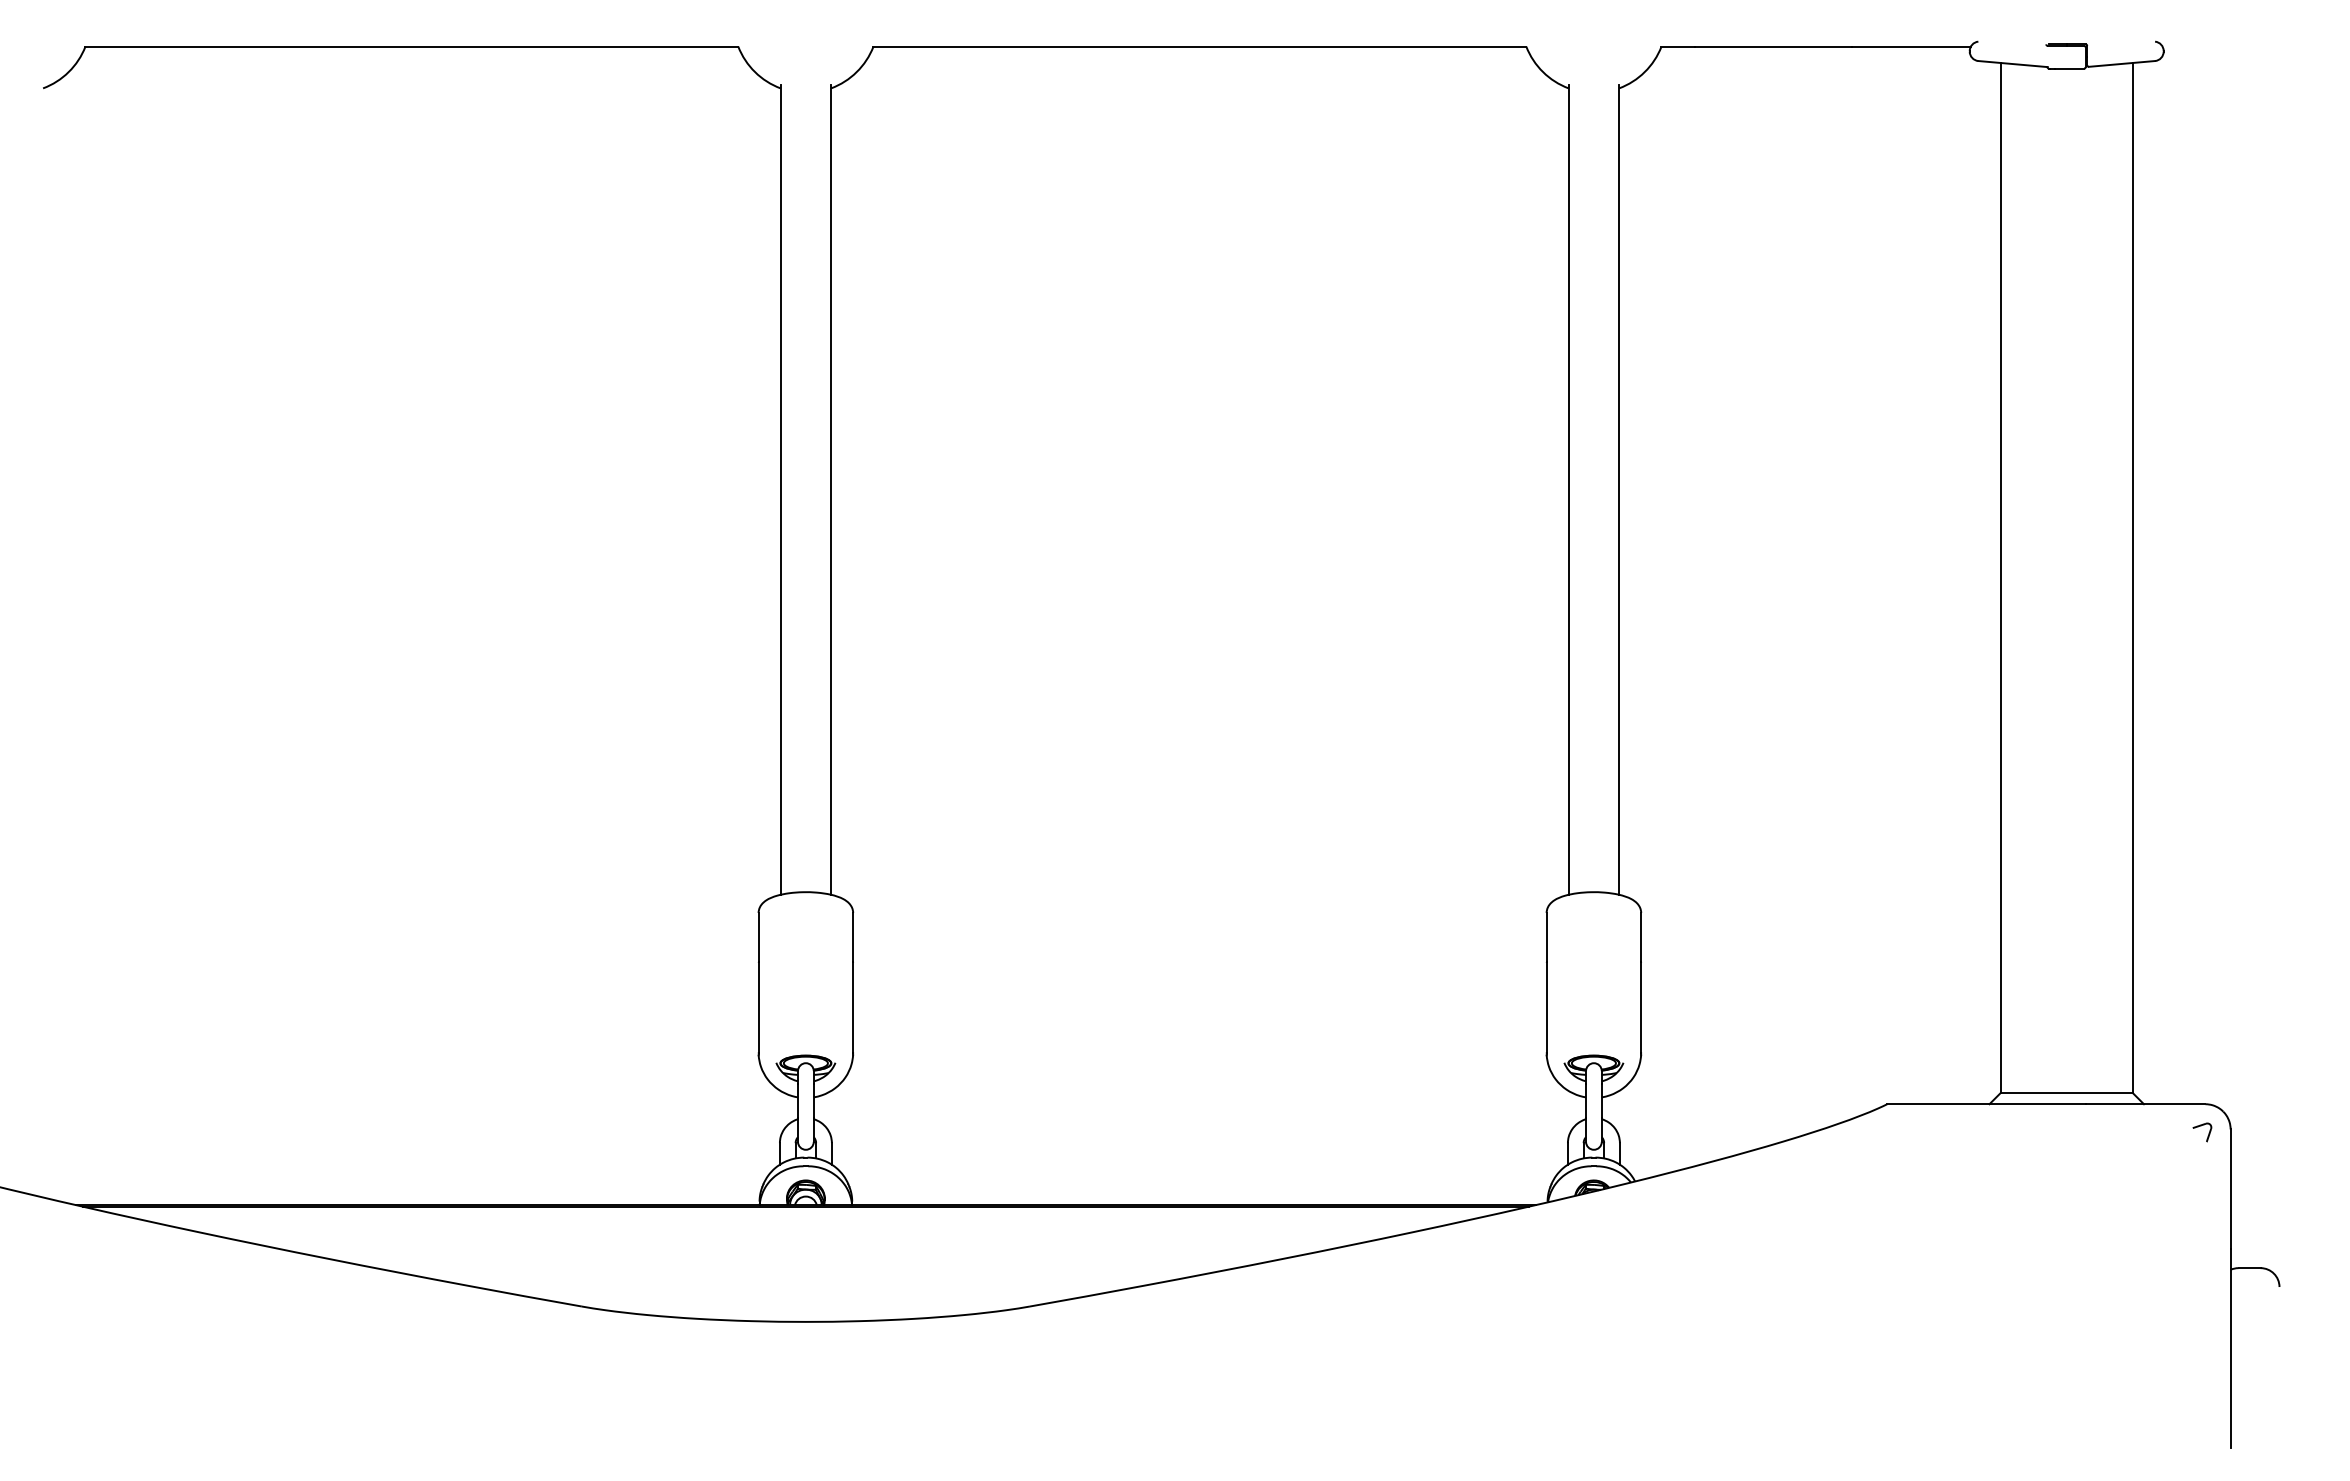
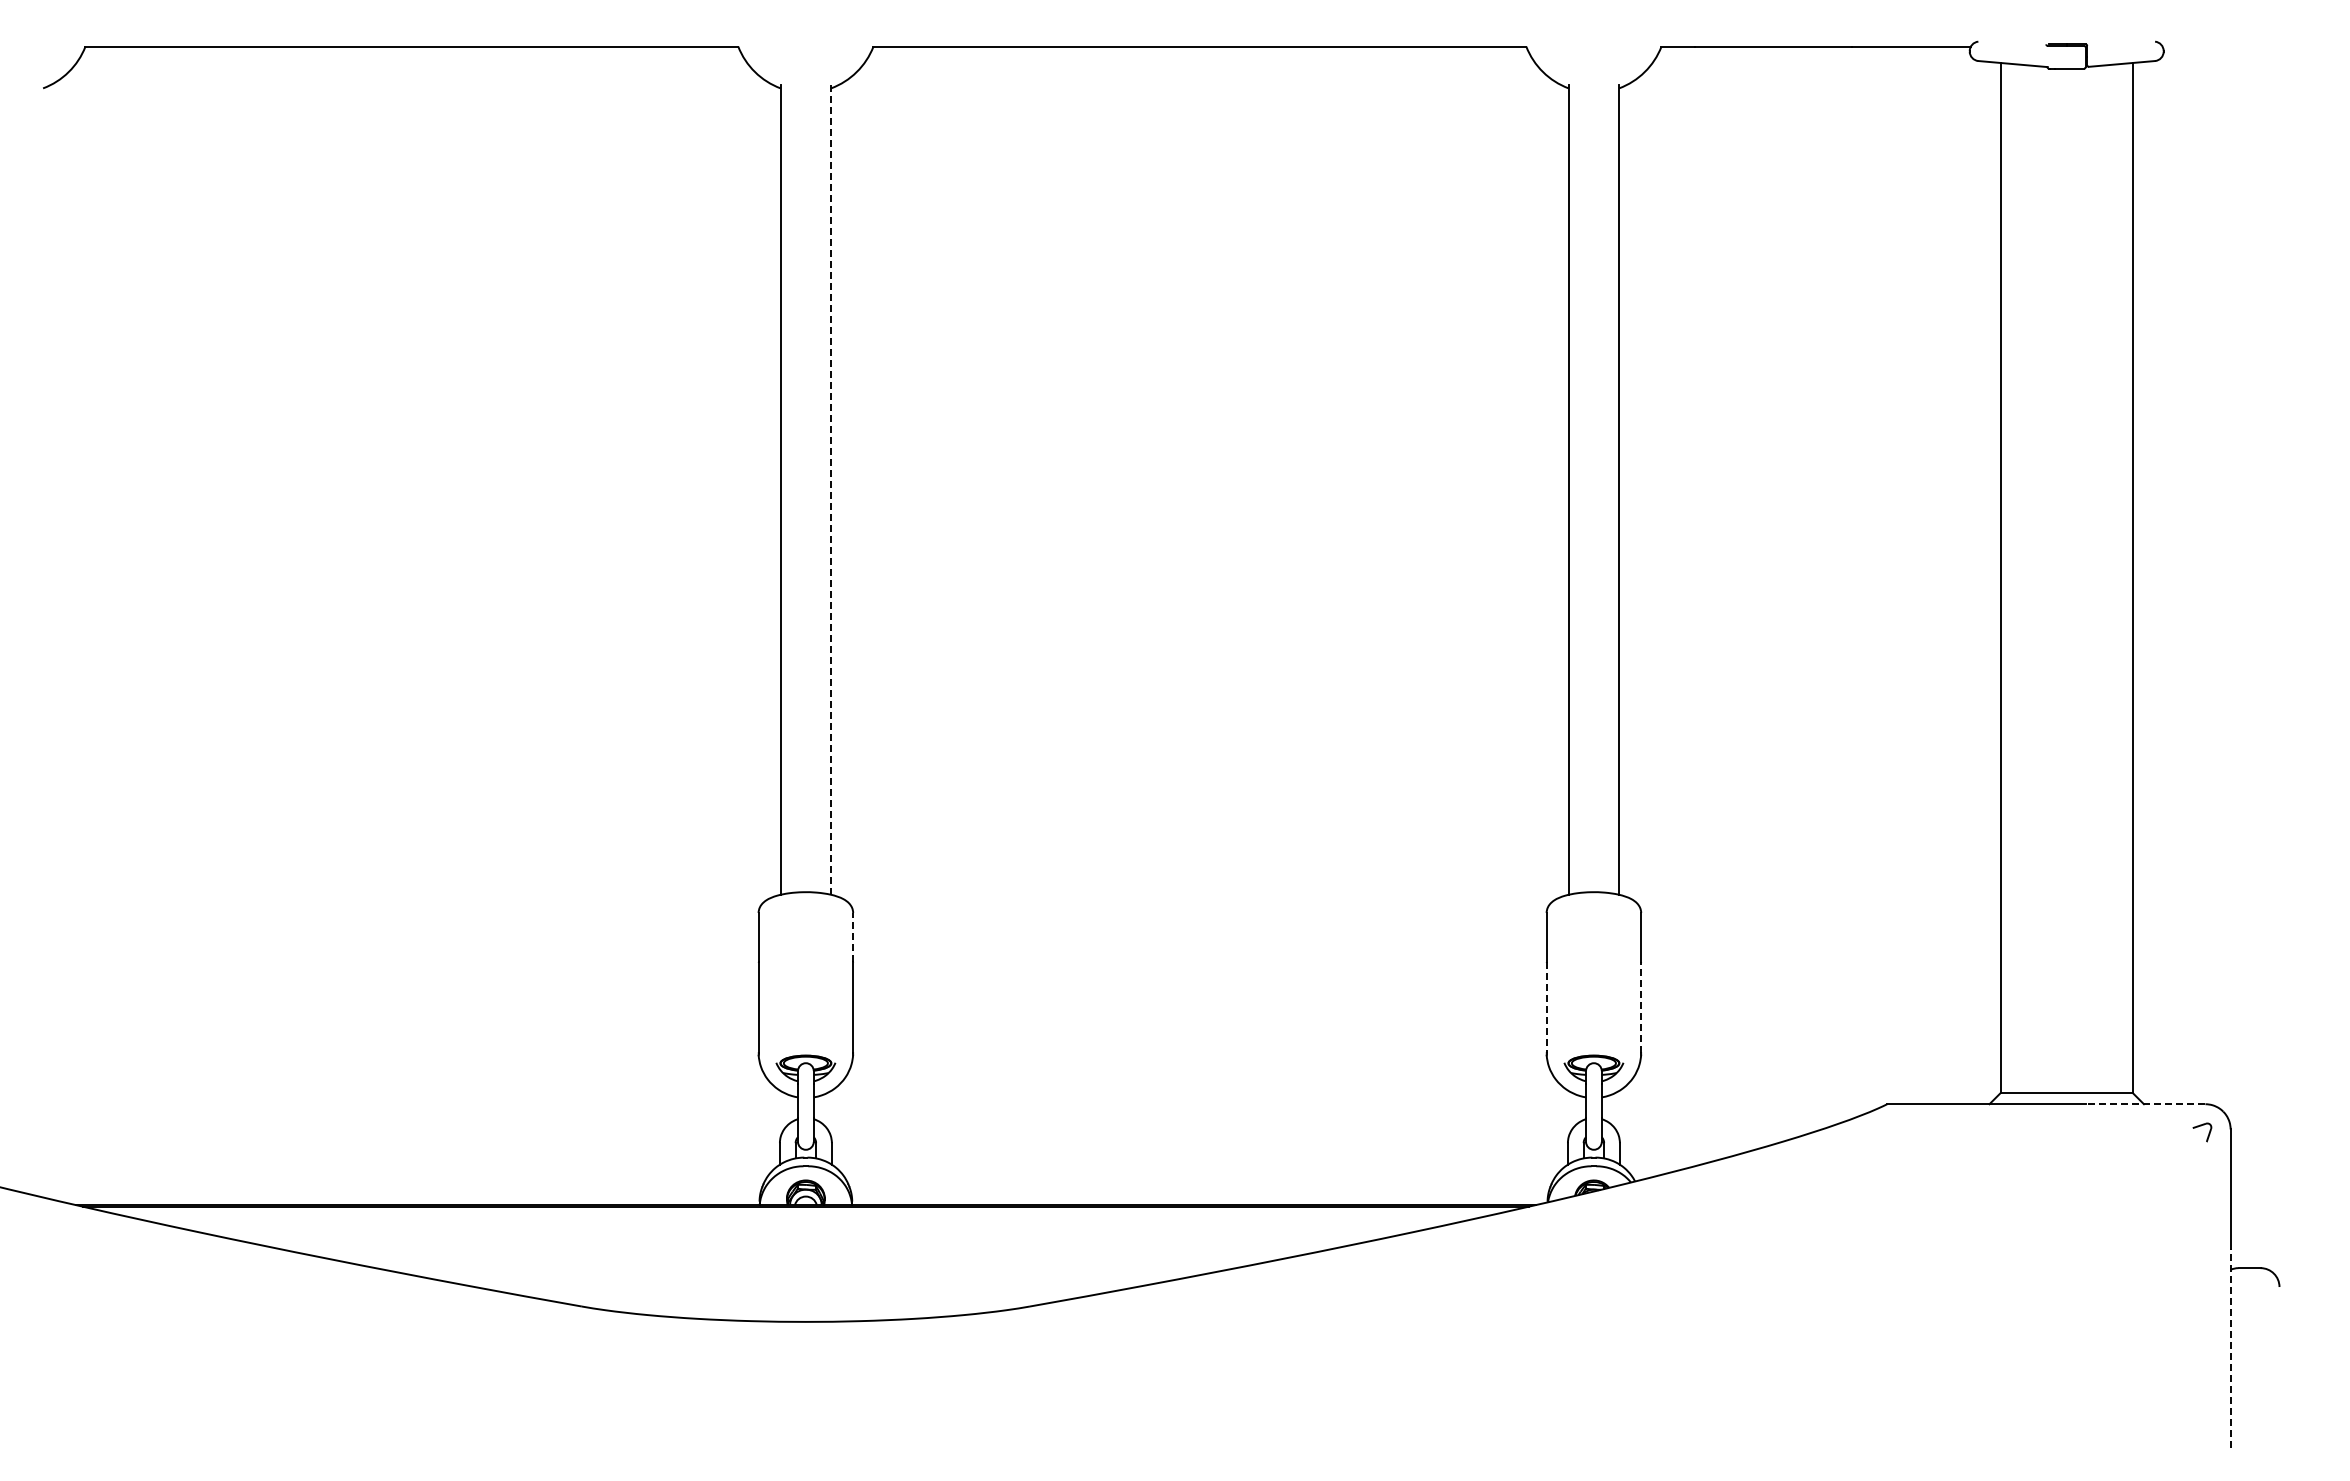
line: solid -> dashed (831, 490)
line: solid -> dashed (853, 937)
line: solid -> dashed (1641, 1006)
line: solid -> dashed (1546, 1007)
line: solid -> dashed (2145, 1104)
line: solid -> dashed (2230, 1347)
